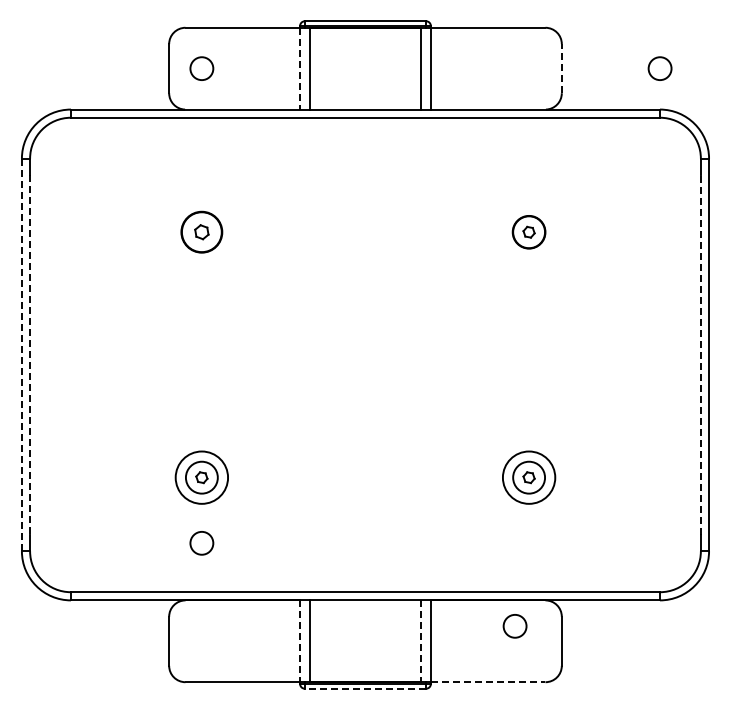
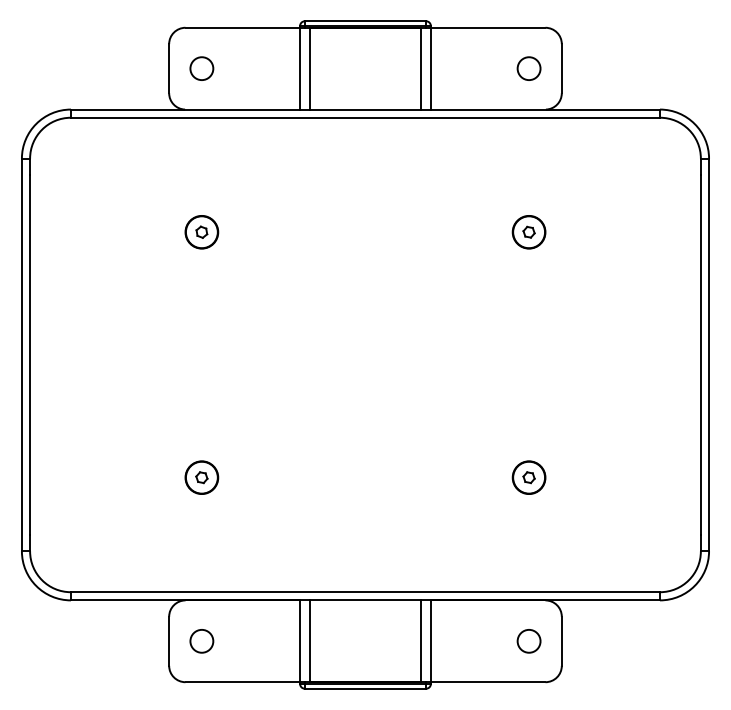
line: dashed -> solid (300, 68)
line: dashed -> solid (561, 68)
circle position: (659, 68) -> (528, 68) (528, 68)
part size: 44x44 px -> 36x35 px (201, 232)
line: dashed -> solid (21, 354)
line: dashed -> solid (30, 354)
line: dashed -> solid (700, 354)
circle diameter: 52 px -> 33 px (201, 477)
circle diameter: 52 px -> 33 px (528, 477)
circle position: (201, 543) -> (201, 641) (201, 641)
circle position: (514, 626) -> (528, 641) (528, 641)
line: dashed -> solid (300, 641)
line: dashed -> solid (421, 641)
line: dashed -> solid (488, 682)
line: dashed -> solid (365, 688)
